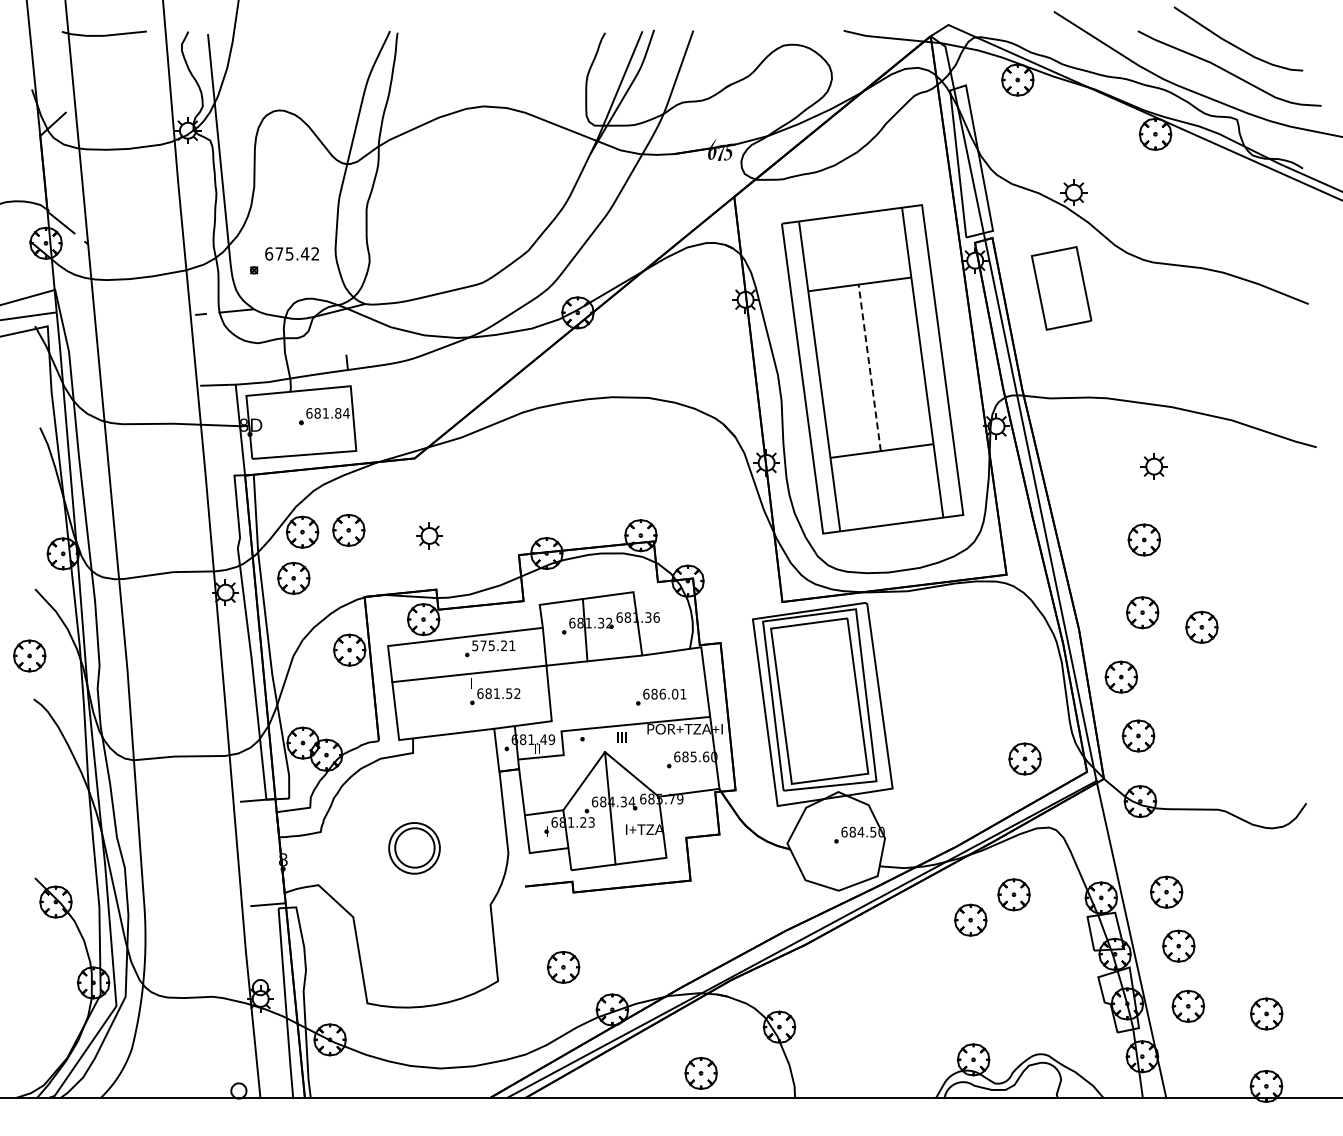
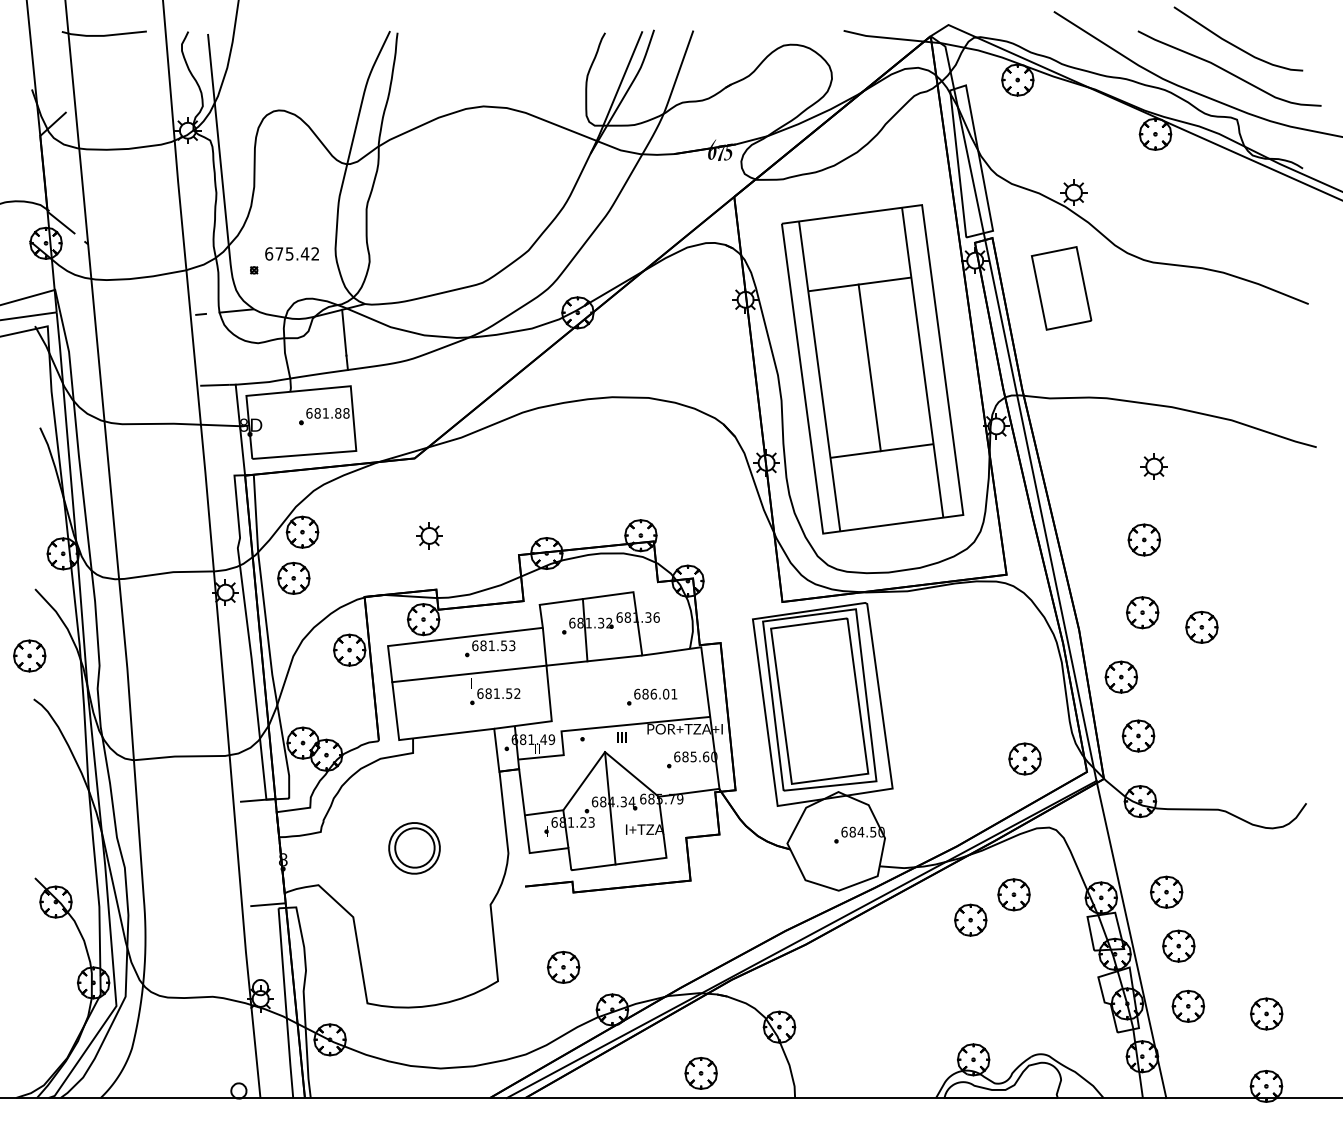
line: none -> present (344, 332)
line: dashed -> solid (869, 367)
text: 681.84 -> 681.88 (346, 413)
part: present -> none (348, 529)
text: 575.21 -> 681.53 (493, 645)
part position: (661, 696) -> (652, 696) (652, 696)
